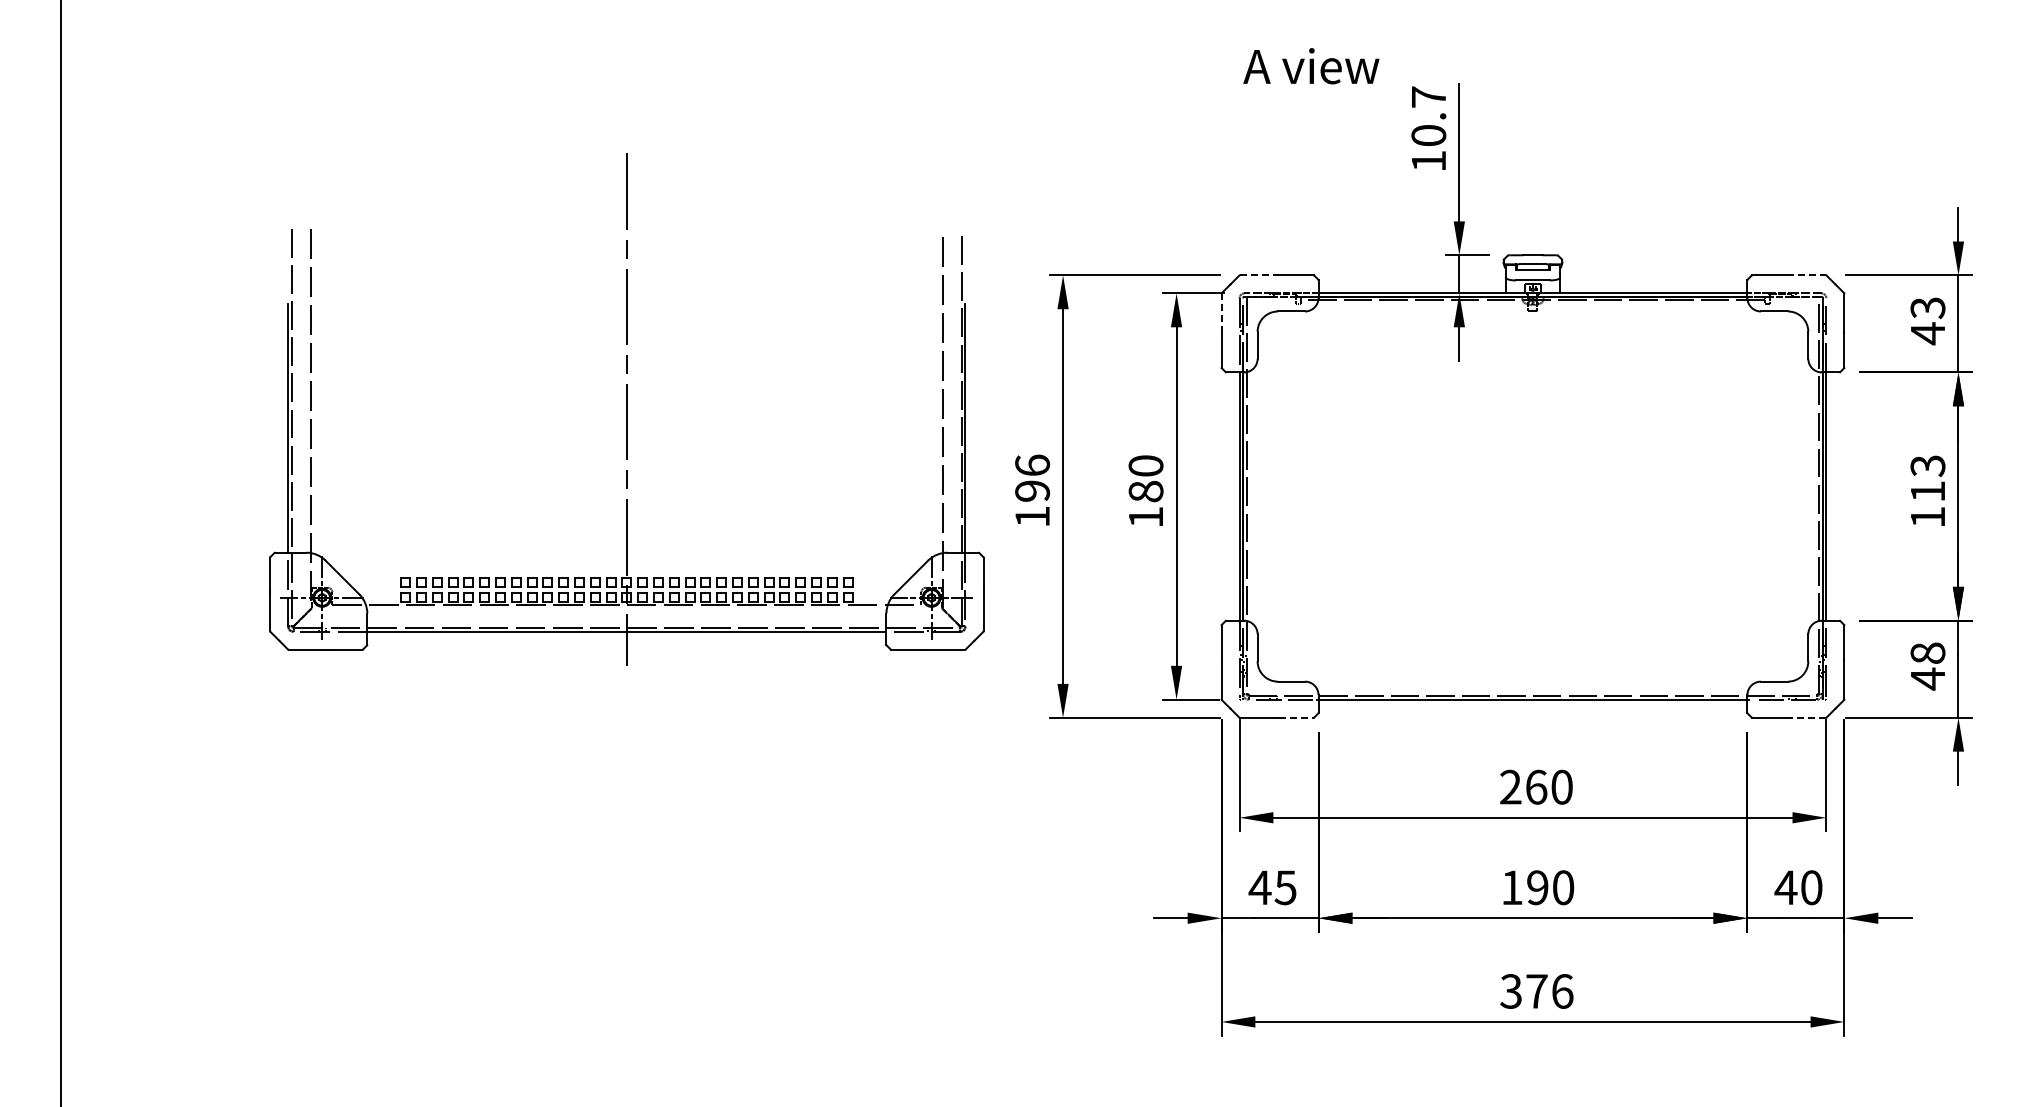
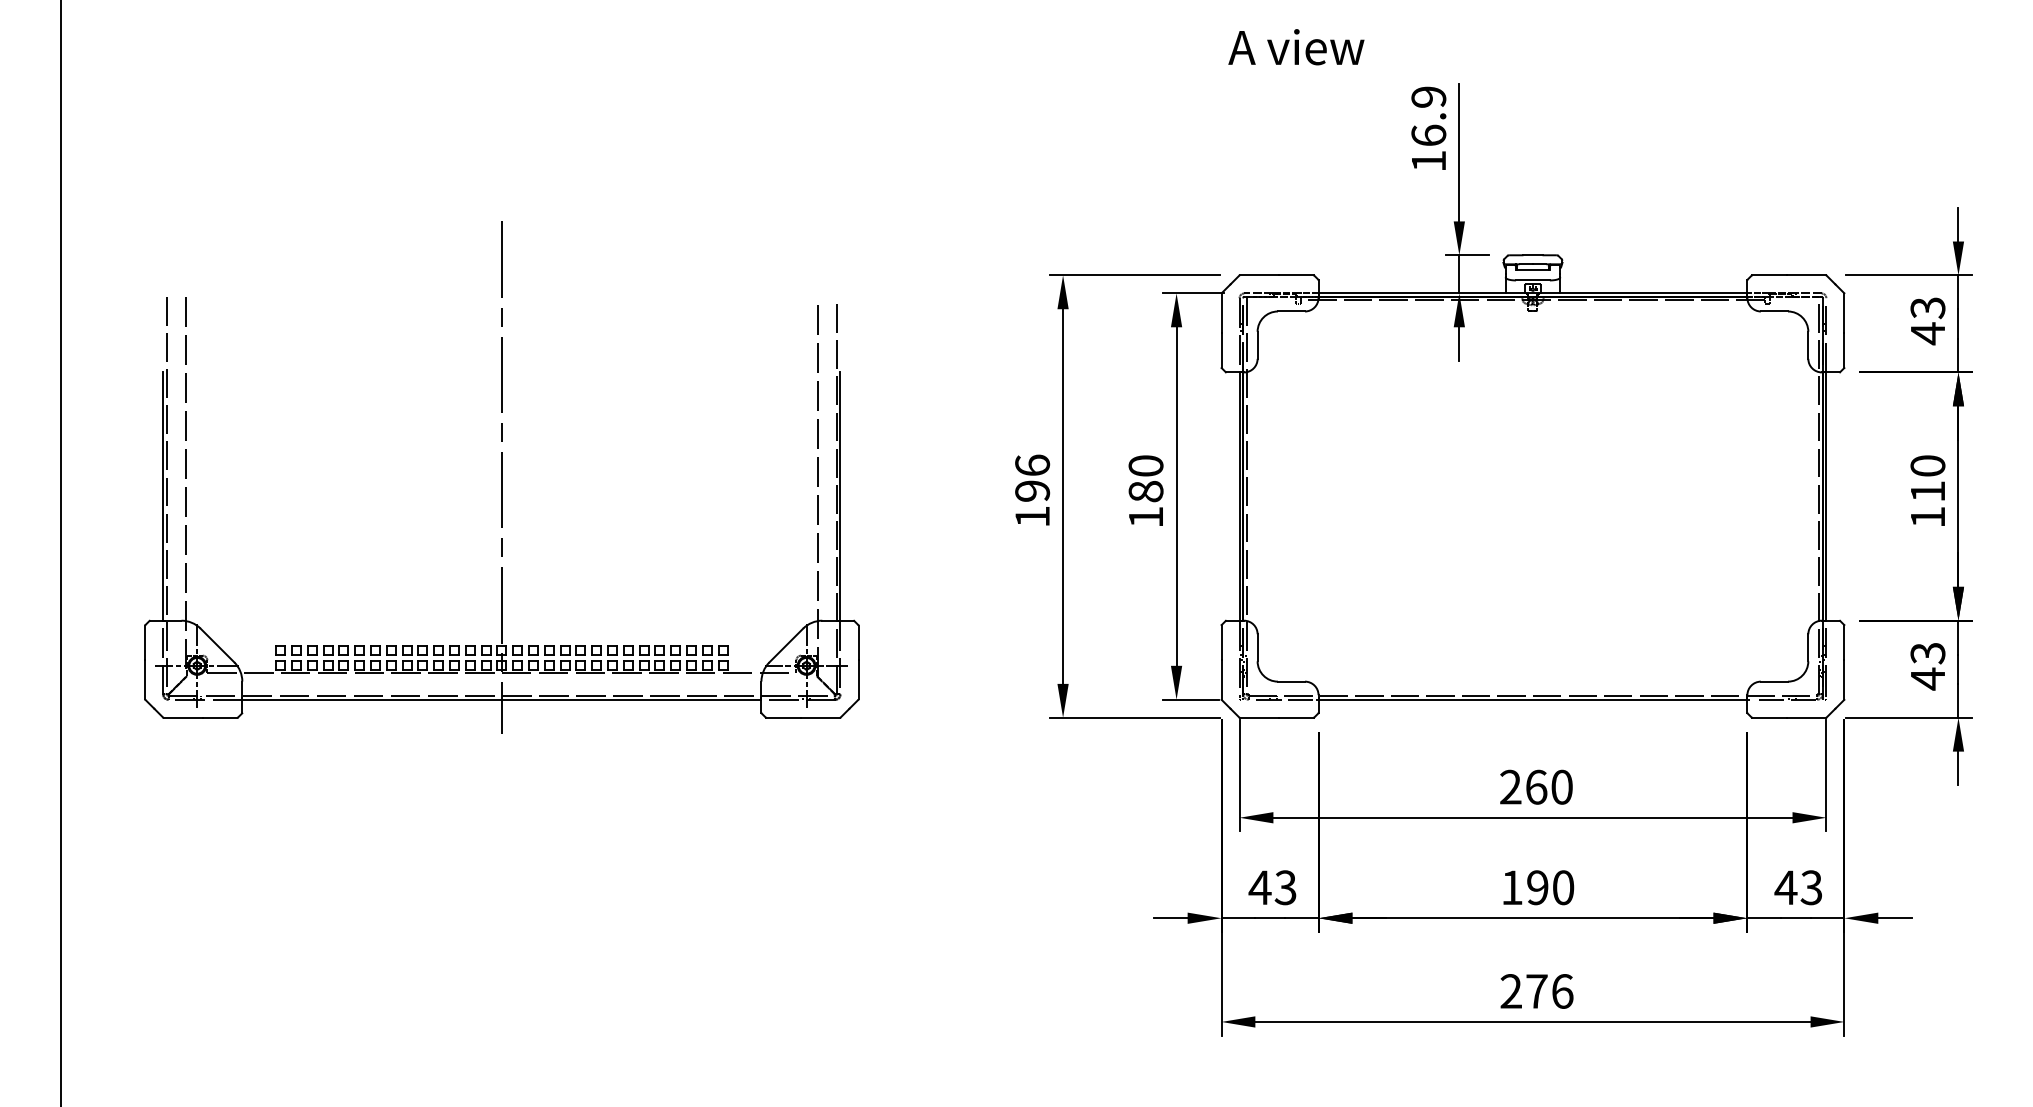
text position: (1311, 66) -> (1296, 47) (1296, 47)
text: 10.7 -> 16.9 (1428, 115)
line: dashed -> solid (1259, 275)
line: dashed -> solid (1806, 275)
line: dashed -> solid (1221, 313)
part position: (626, 409) -> (501, 477) (501, 477)
text: 113 -> 110 (1927, 466)
text: 48 -> 43 (1927, 653)
line: dashed -> solid (1296, 717)
line: dashed -> solid (1806, 717)
text: 45 -> 43 (1285, 887)
text: 40 -> 43 (1811, 887)
text: 376 -> 276 (1510, 991)
